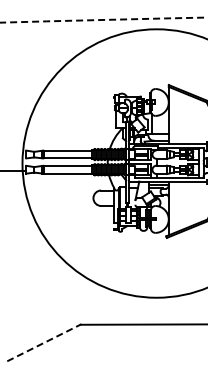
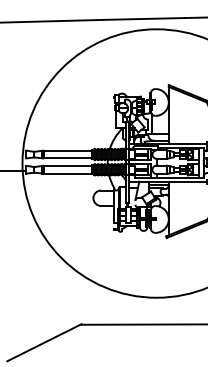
arc: dashed -> solid (103, 19)
line: dashed -> solid (44, 342)
